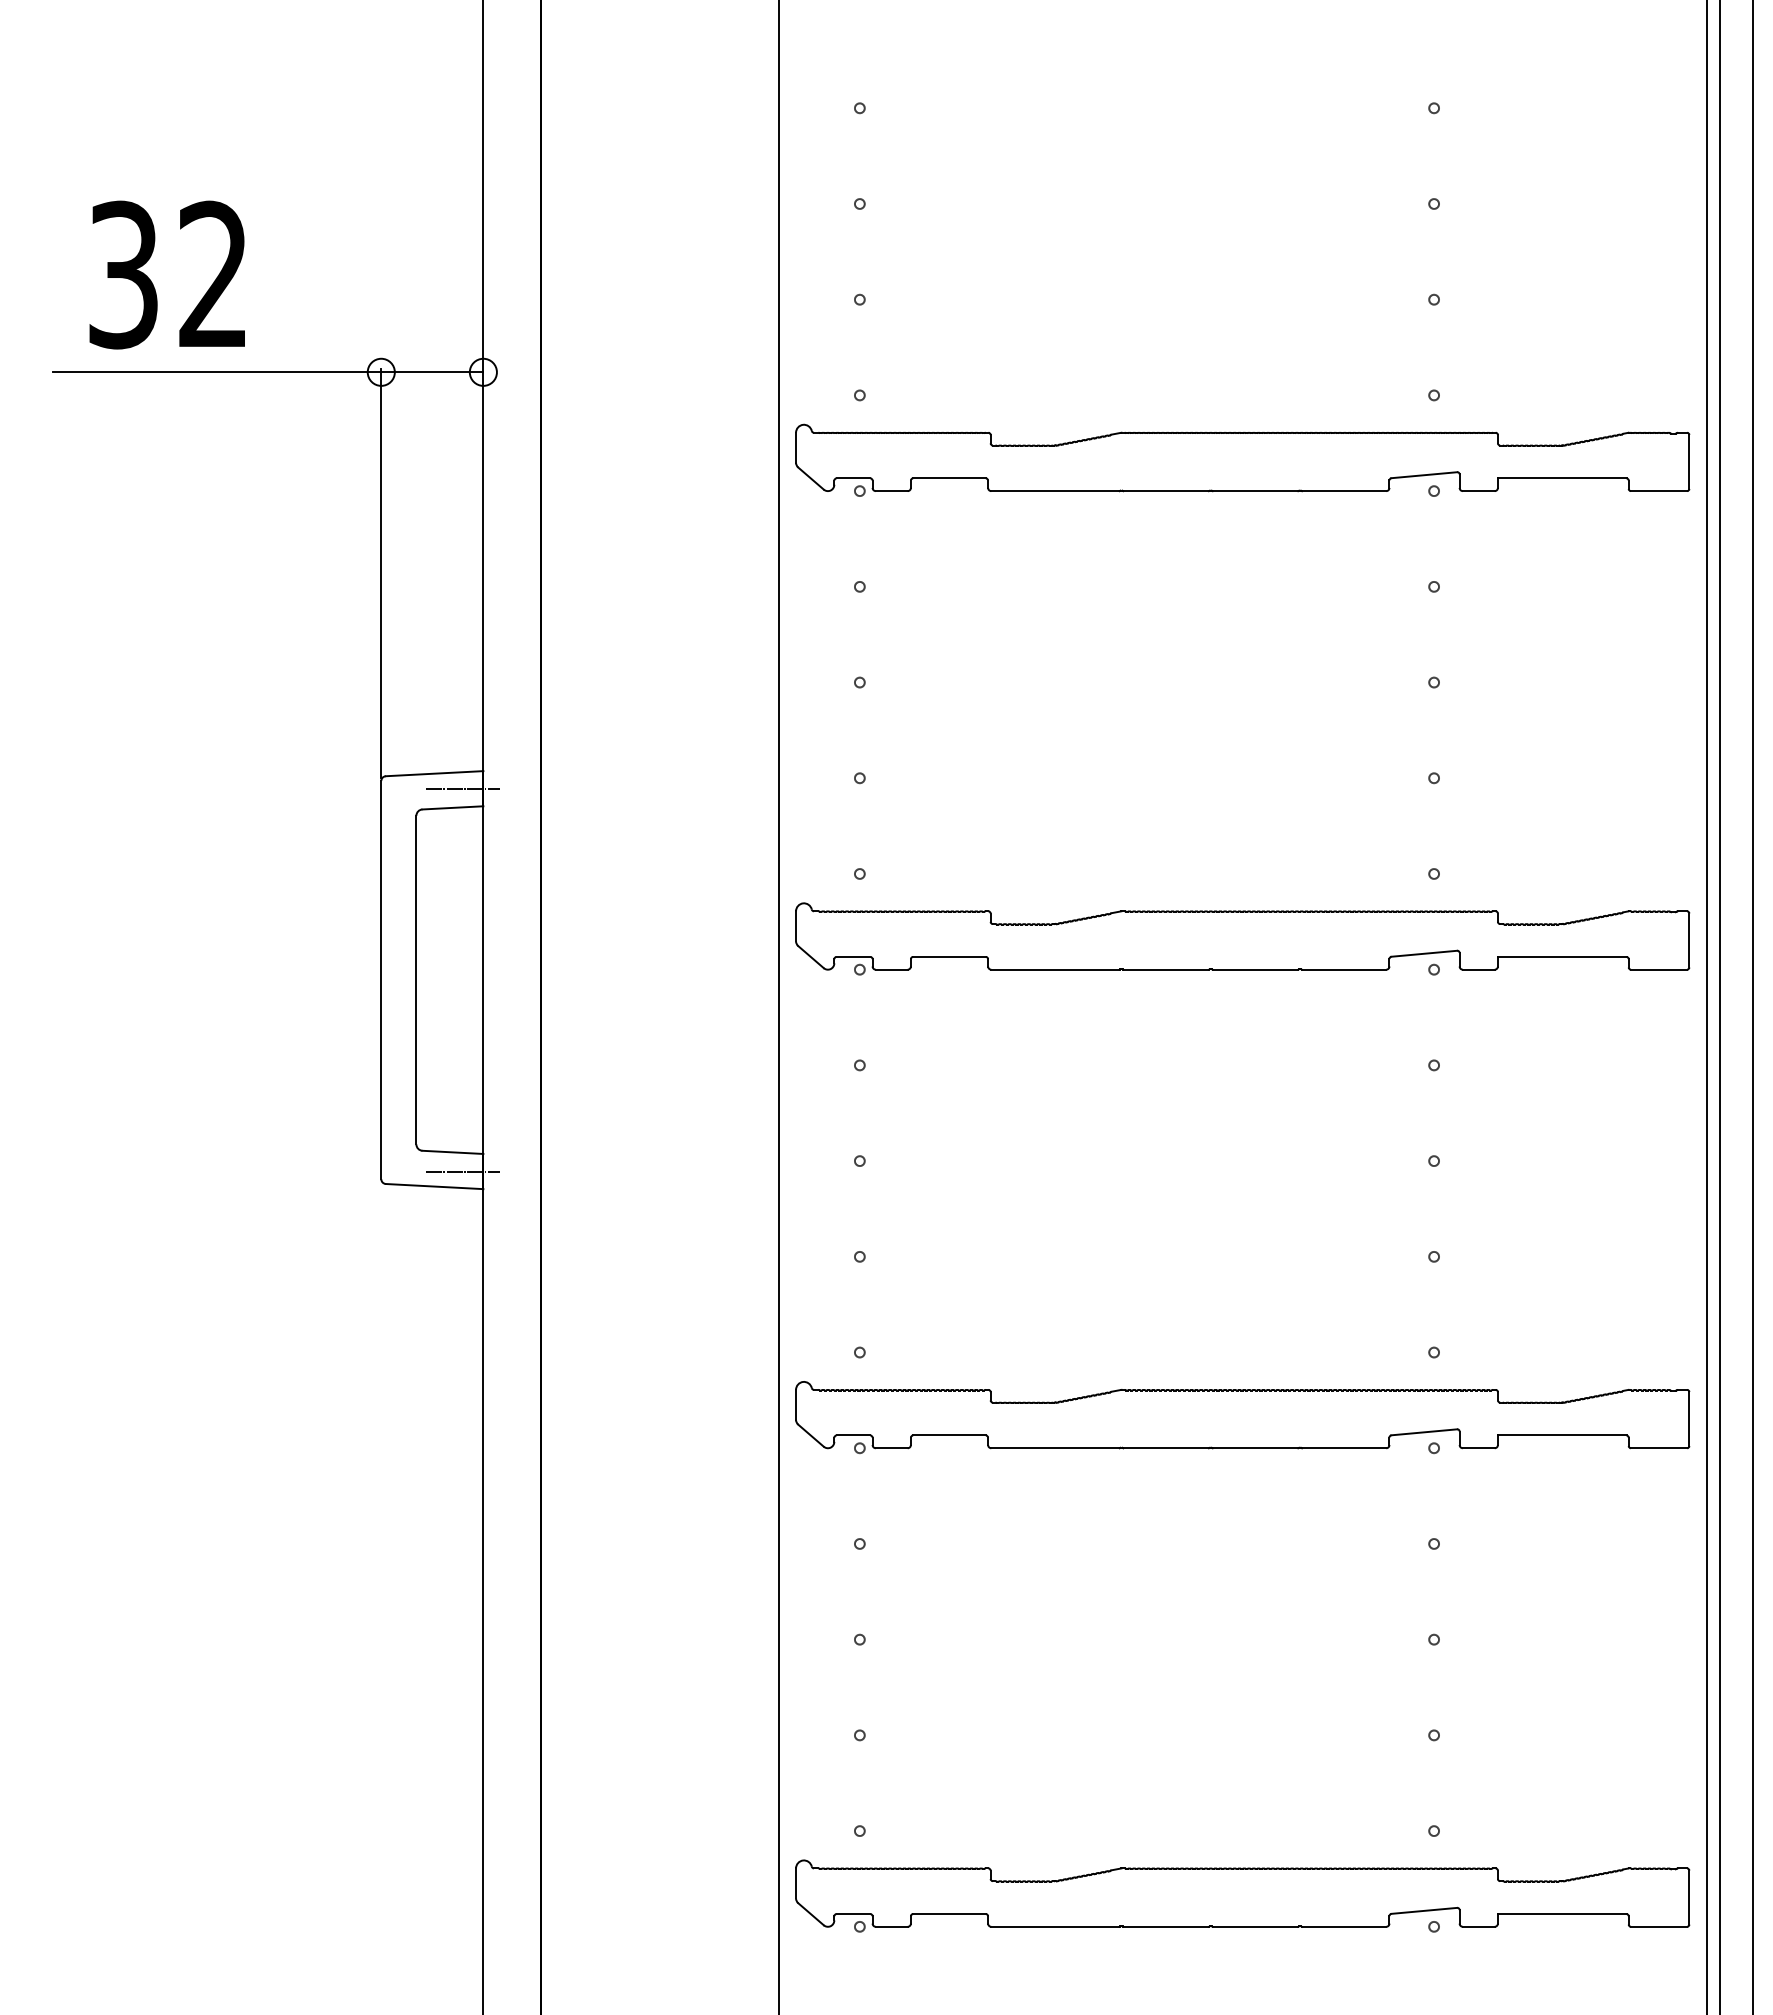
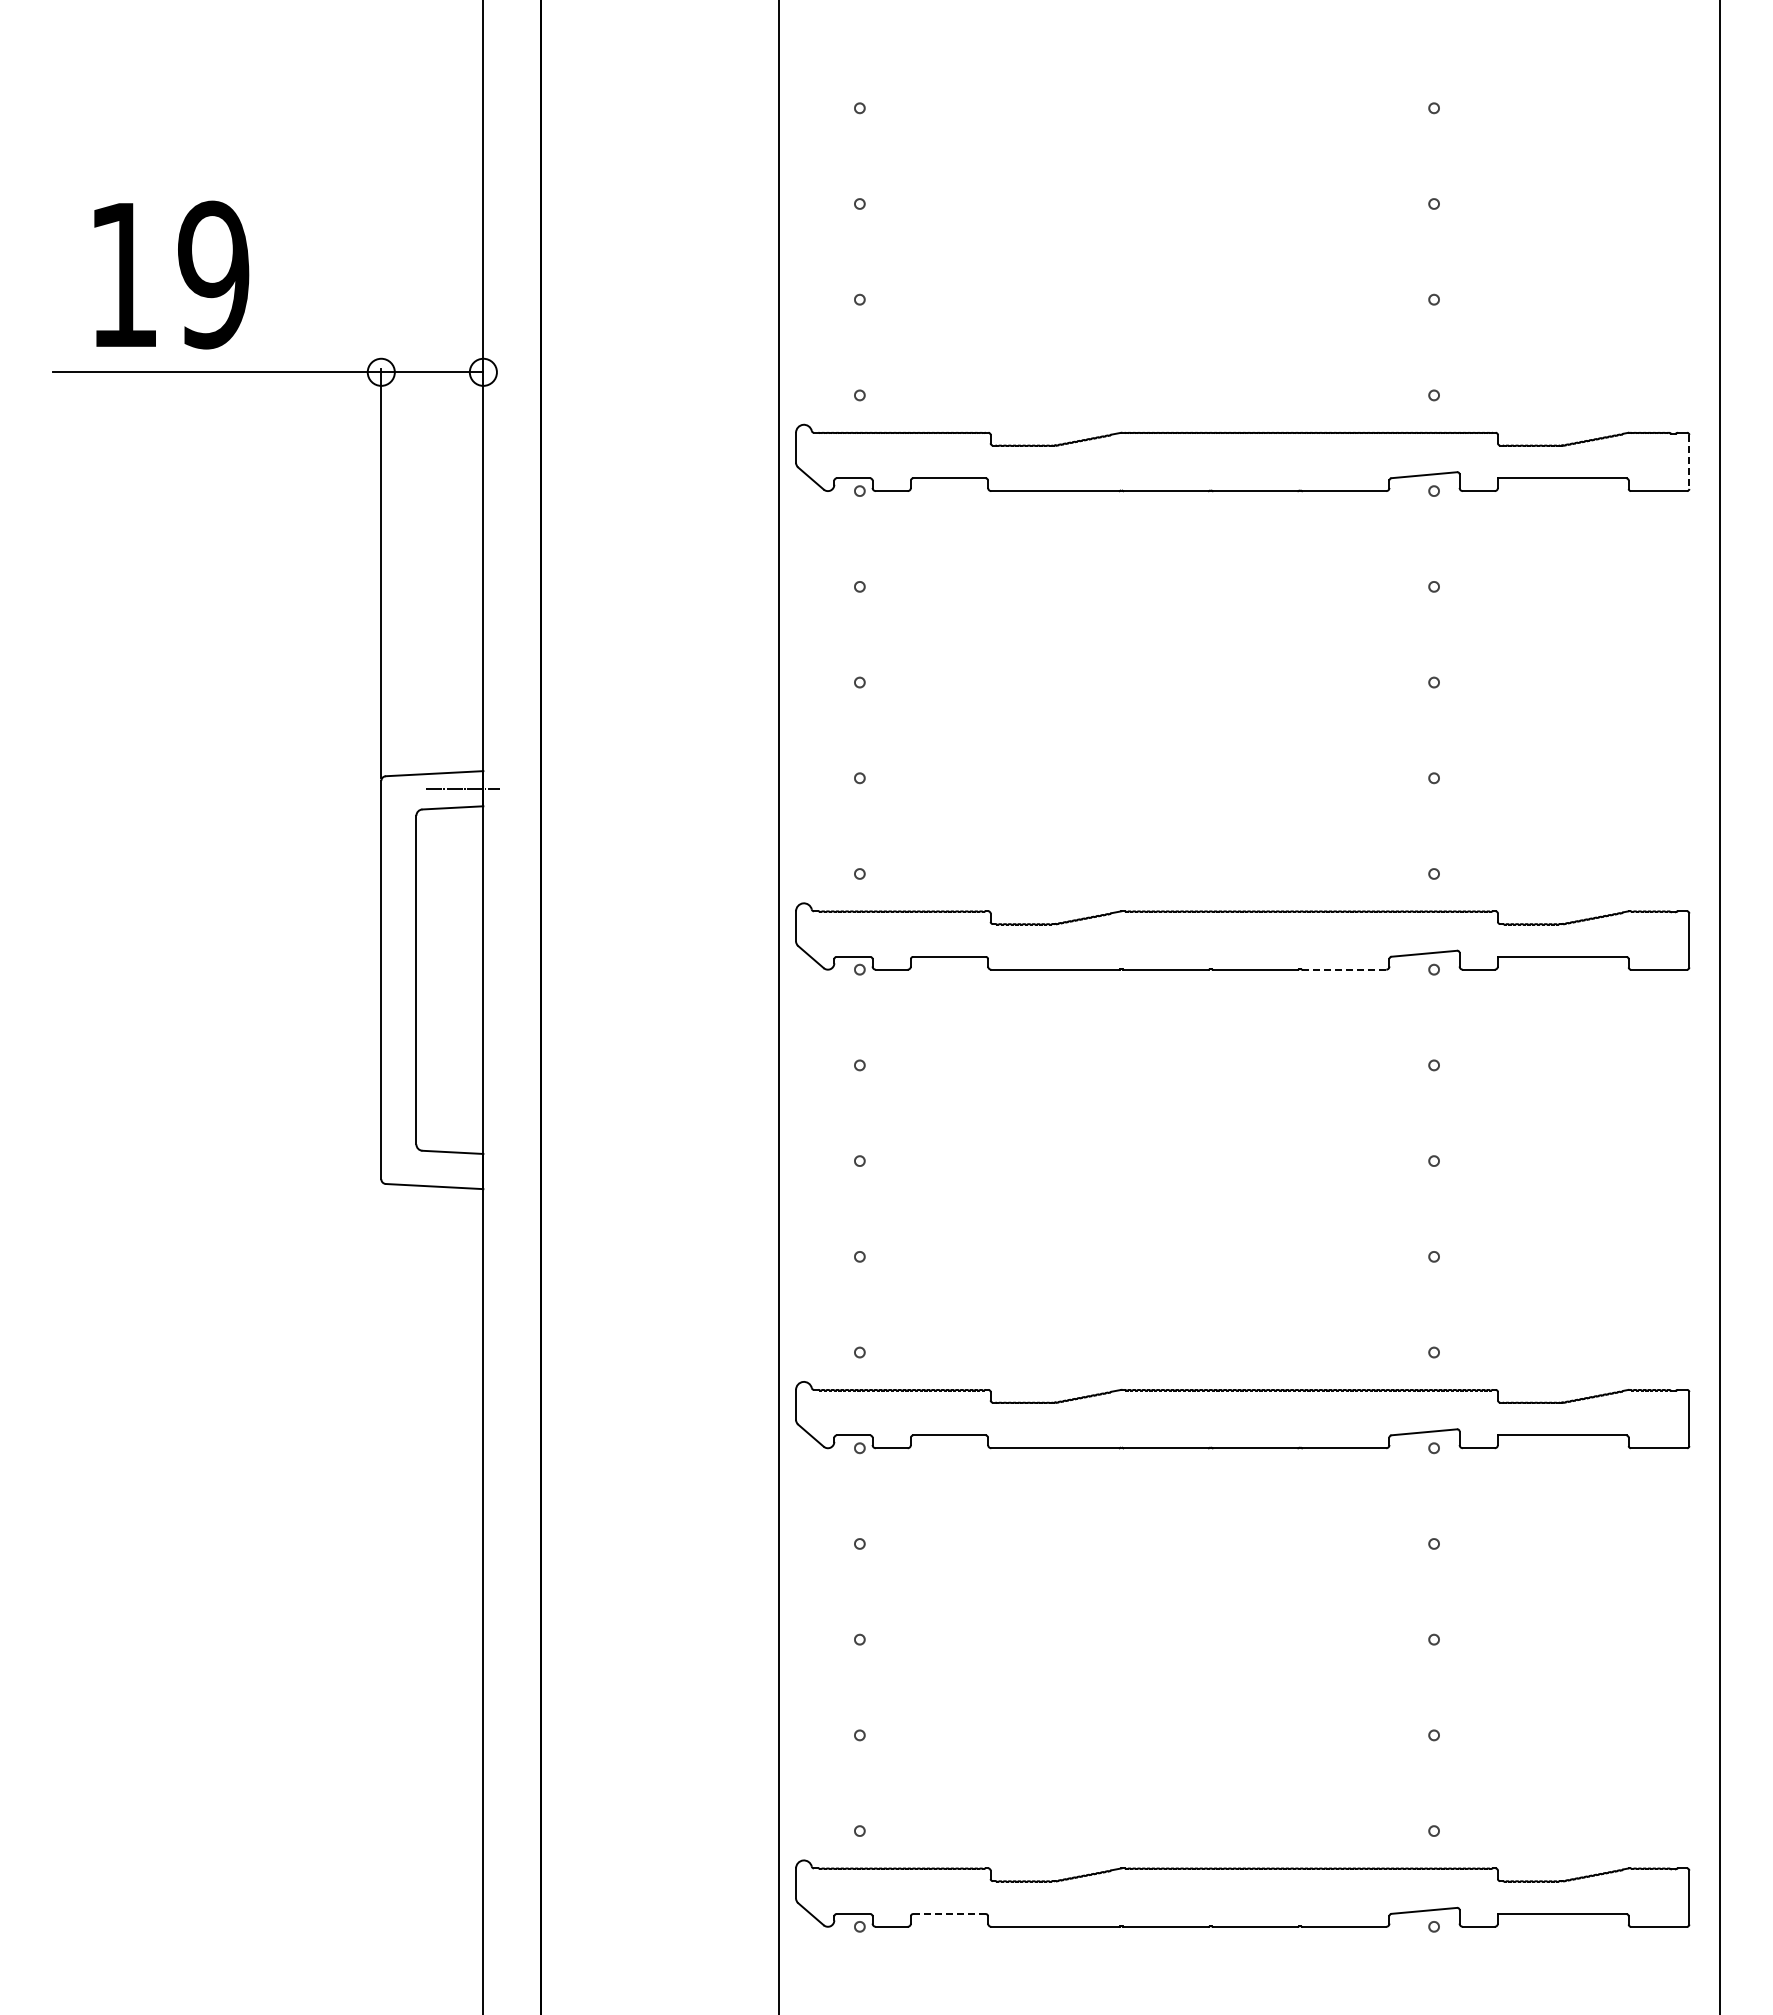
text: 32 -> 19 (169, 274)
line: solid -> dashed (1689, 461)
line: solid -> dashed (1343, 969)
line: present -> none (1706, 1006)
line: present -> none (1753, 1006)
line: present -> none (462, 1171)
line: solid -> dashed (949, 1914)
